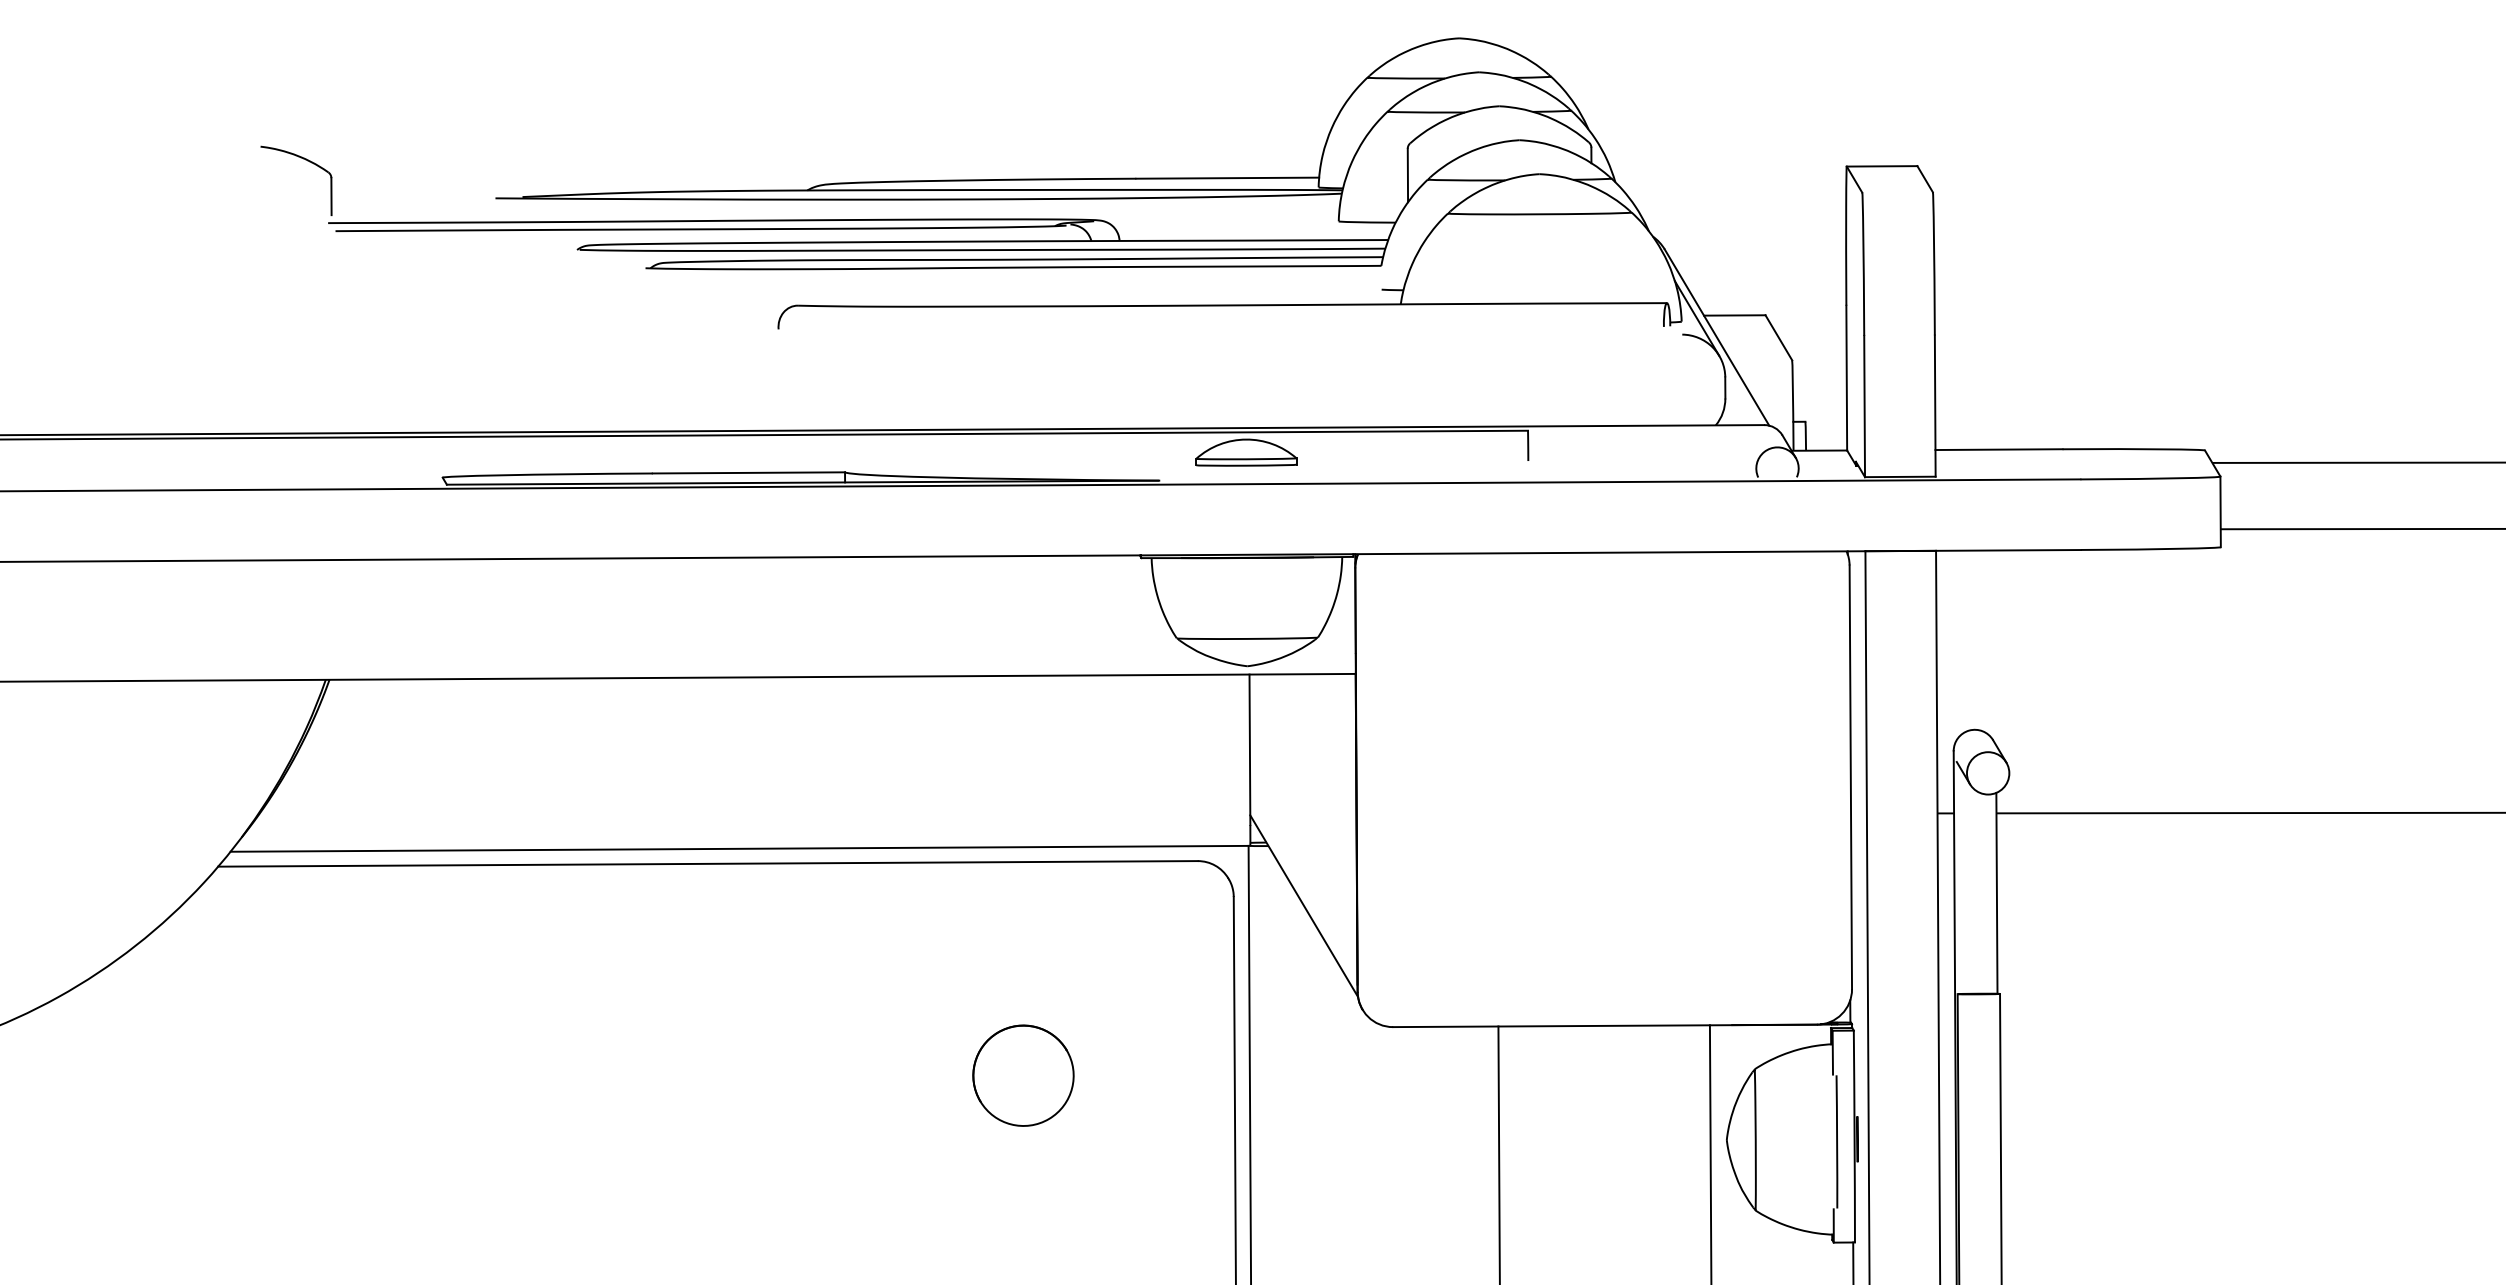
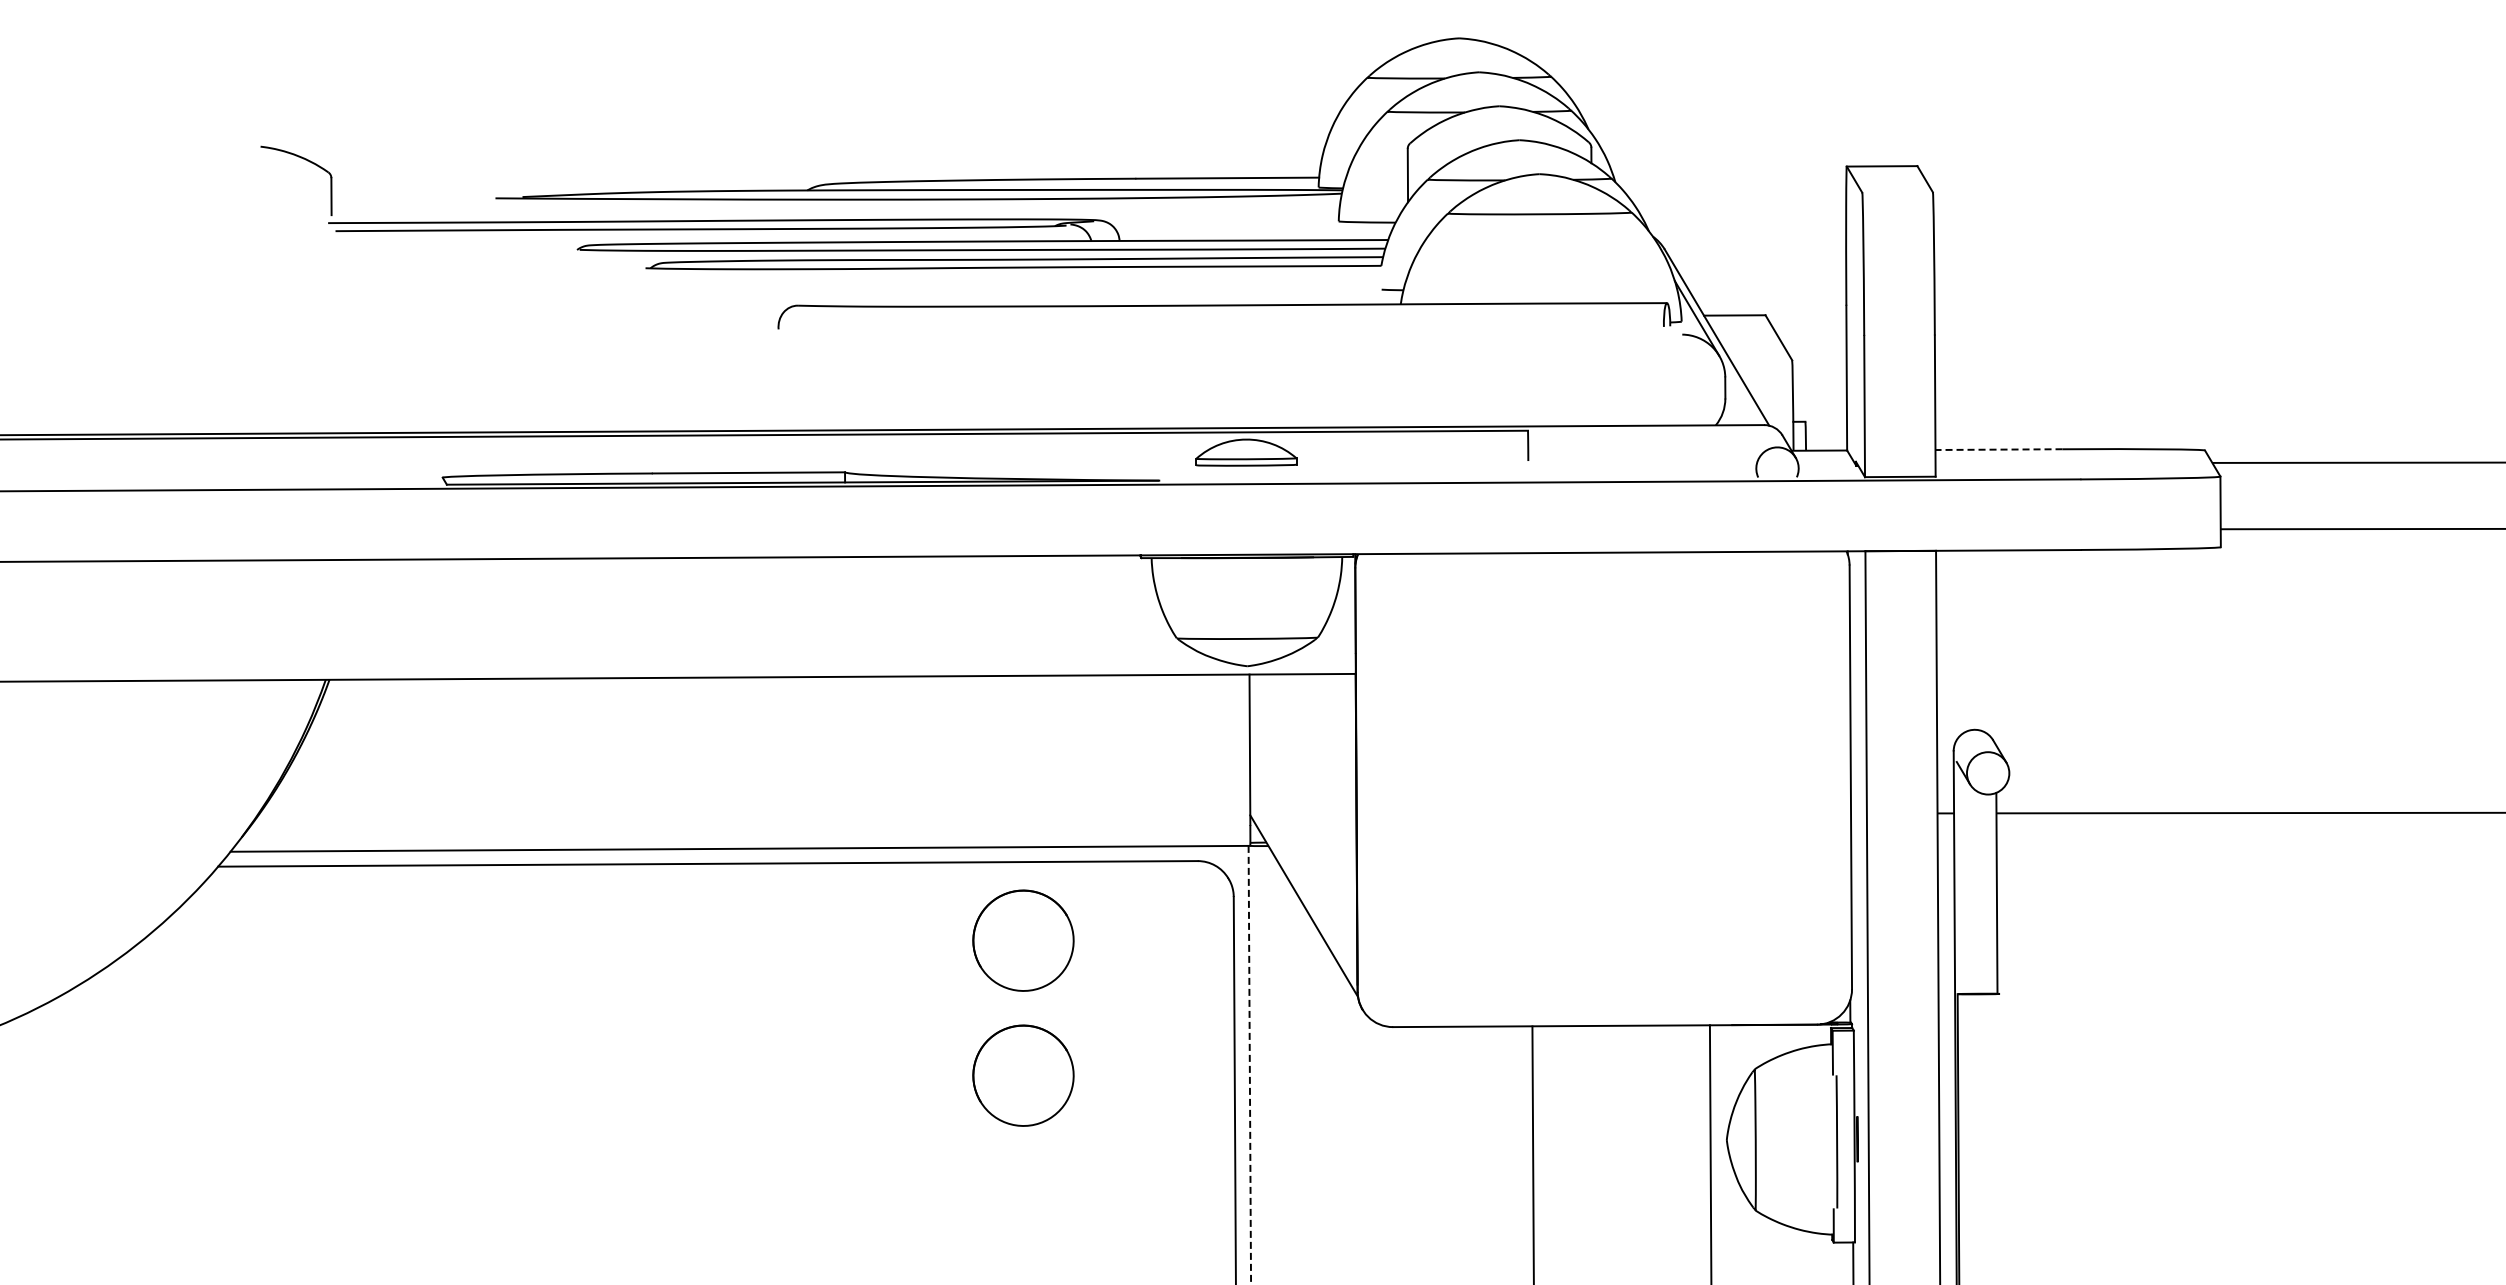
line: solid -> dashed (1999, 449)
part: none -> present (1023, 940)
line: solid -> dashed (1249, 1065)
line: present -> none (2000, 1137)
line position: (1498, 1153) -> (1532, 1153) (1532, 1153)
